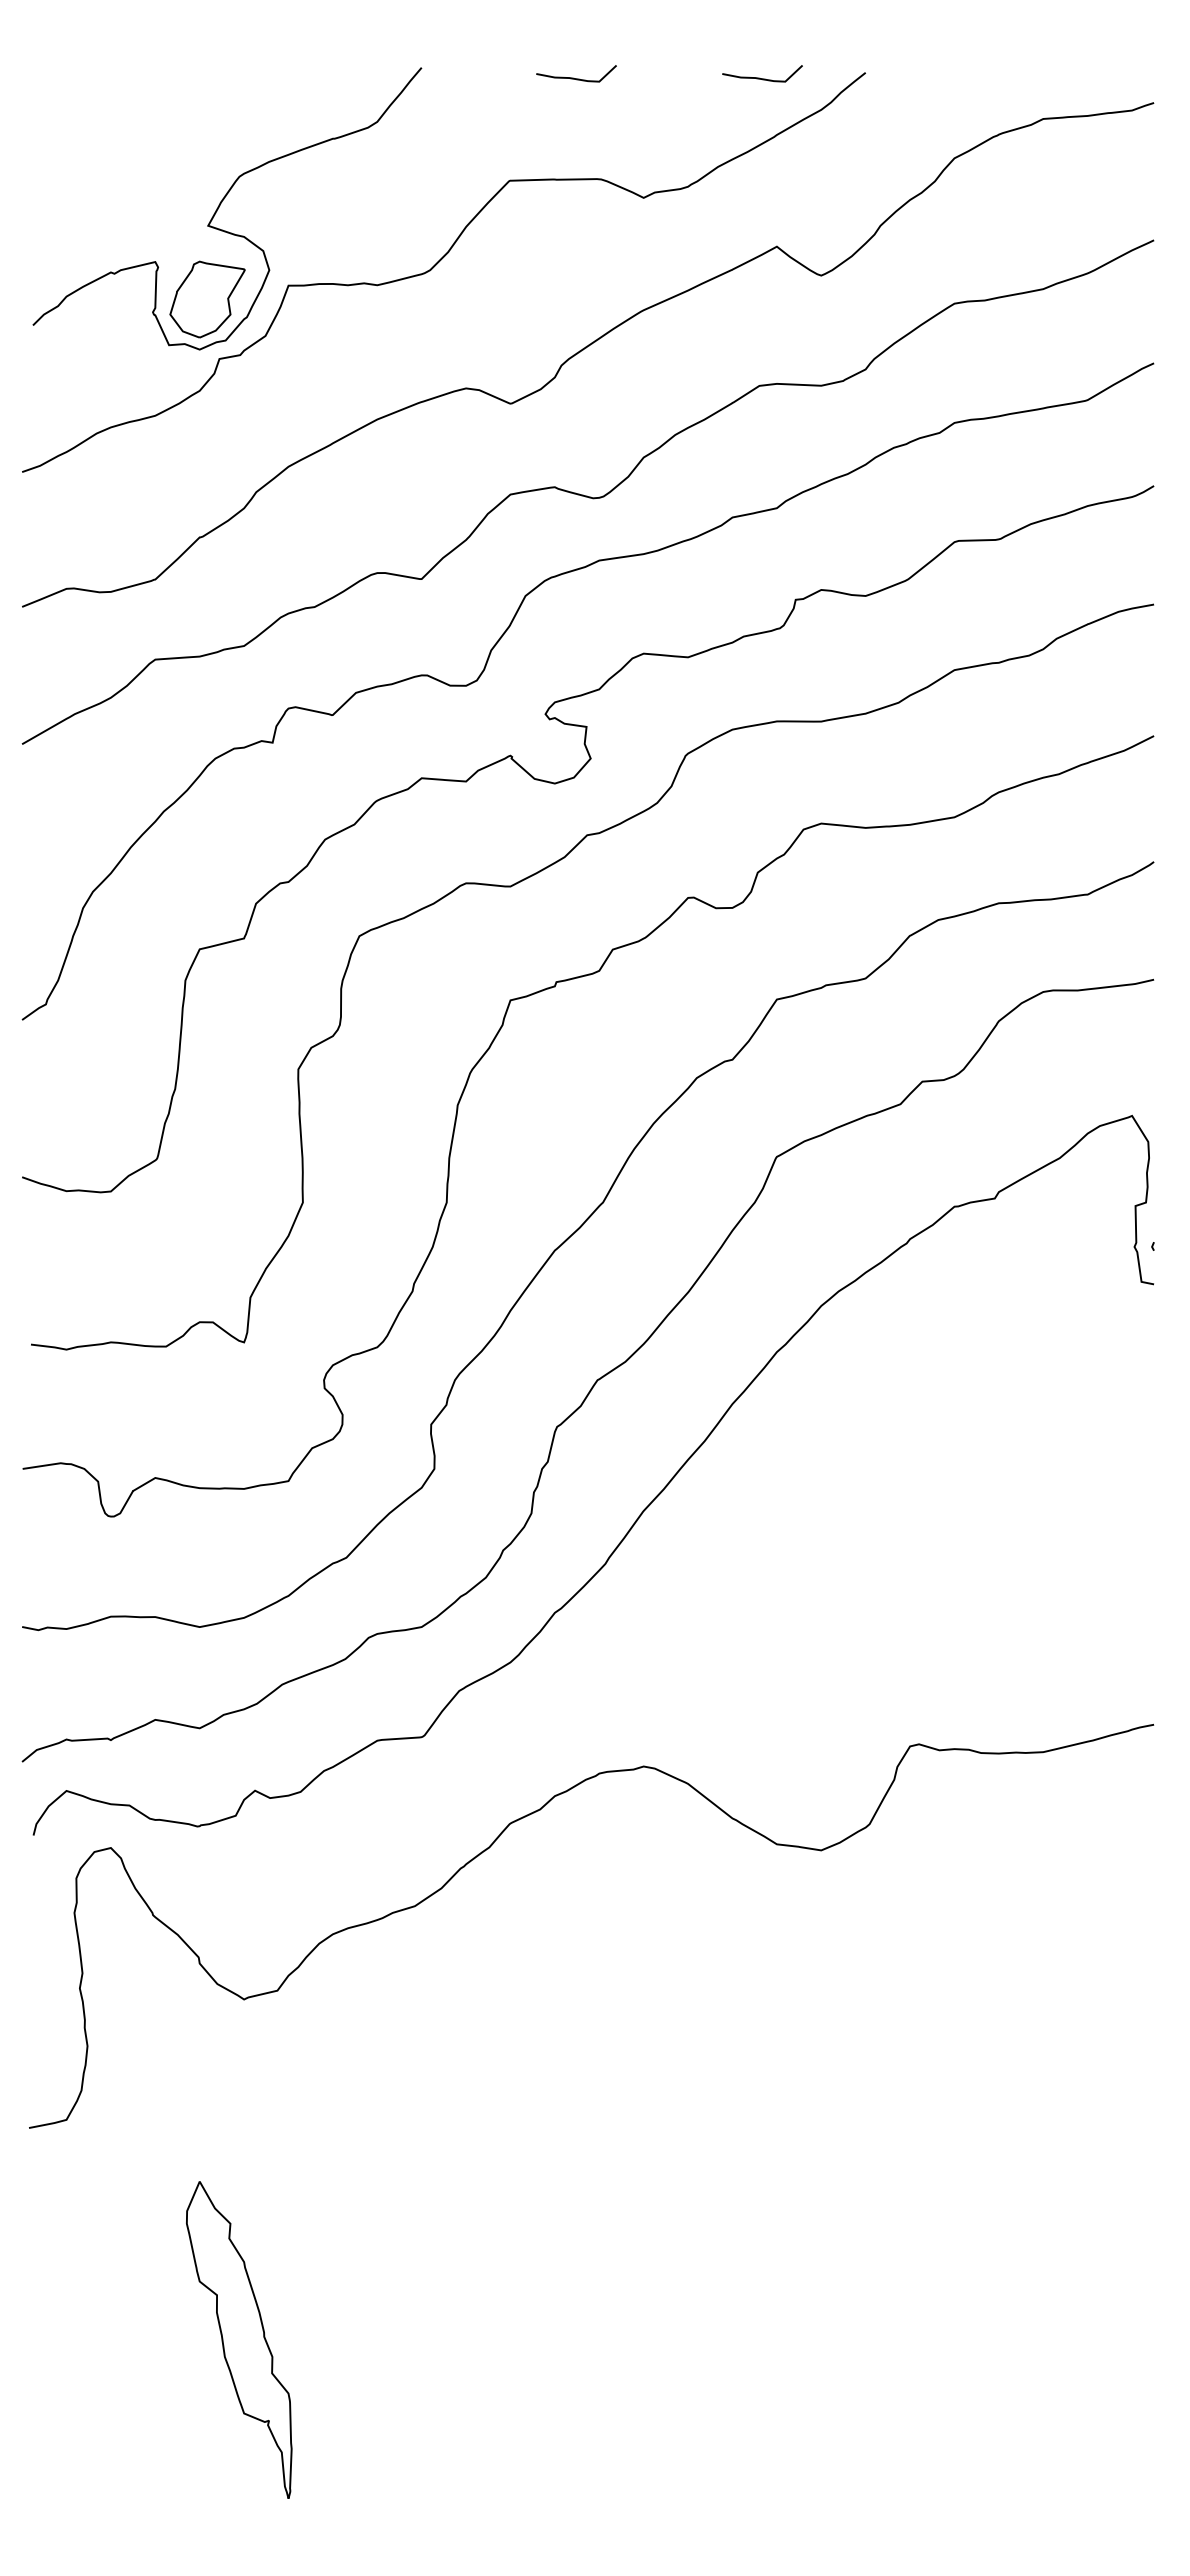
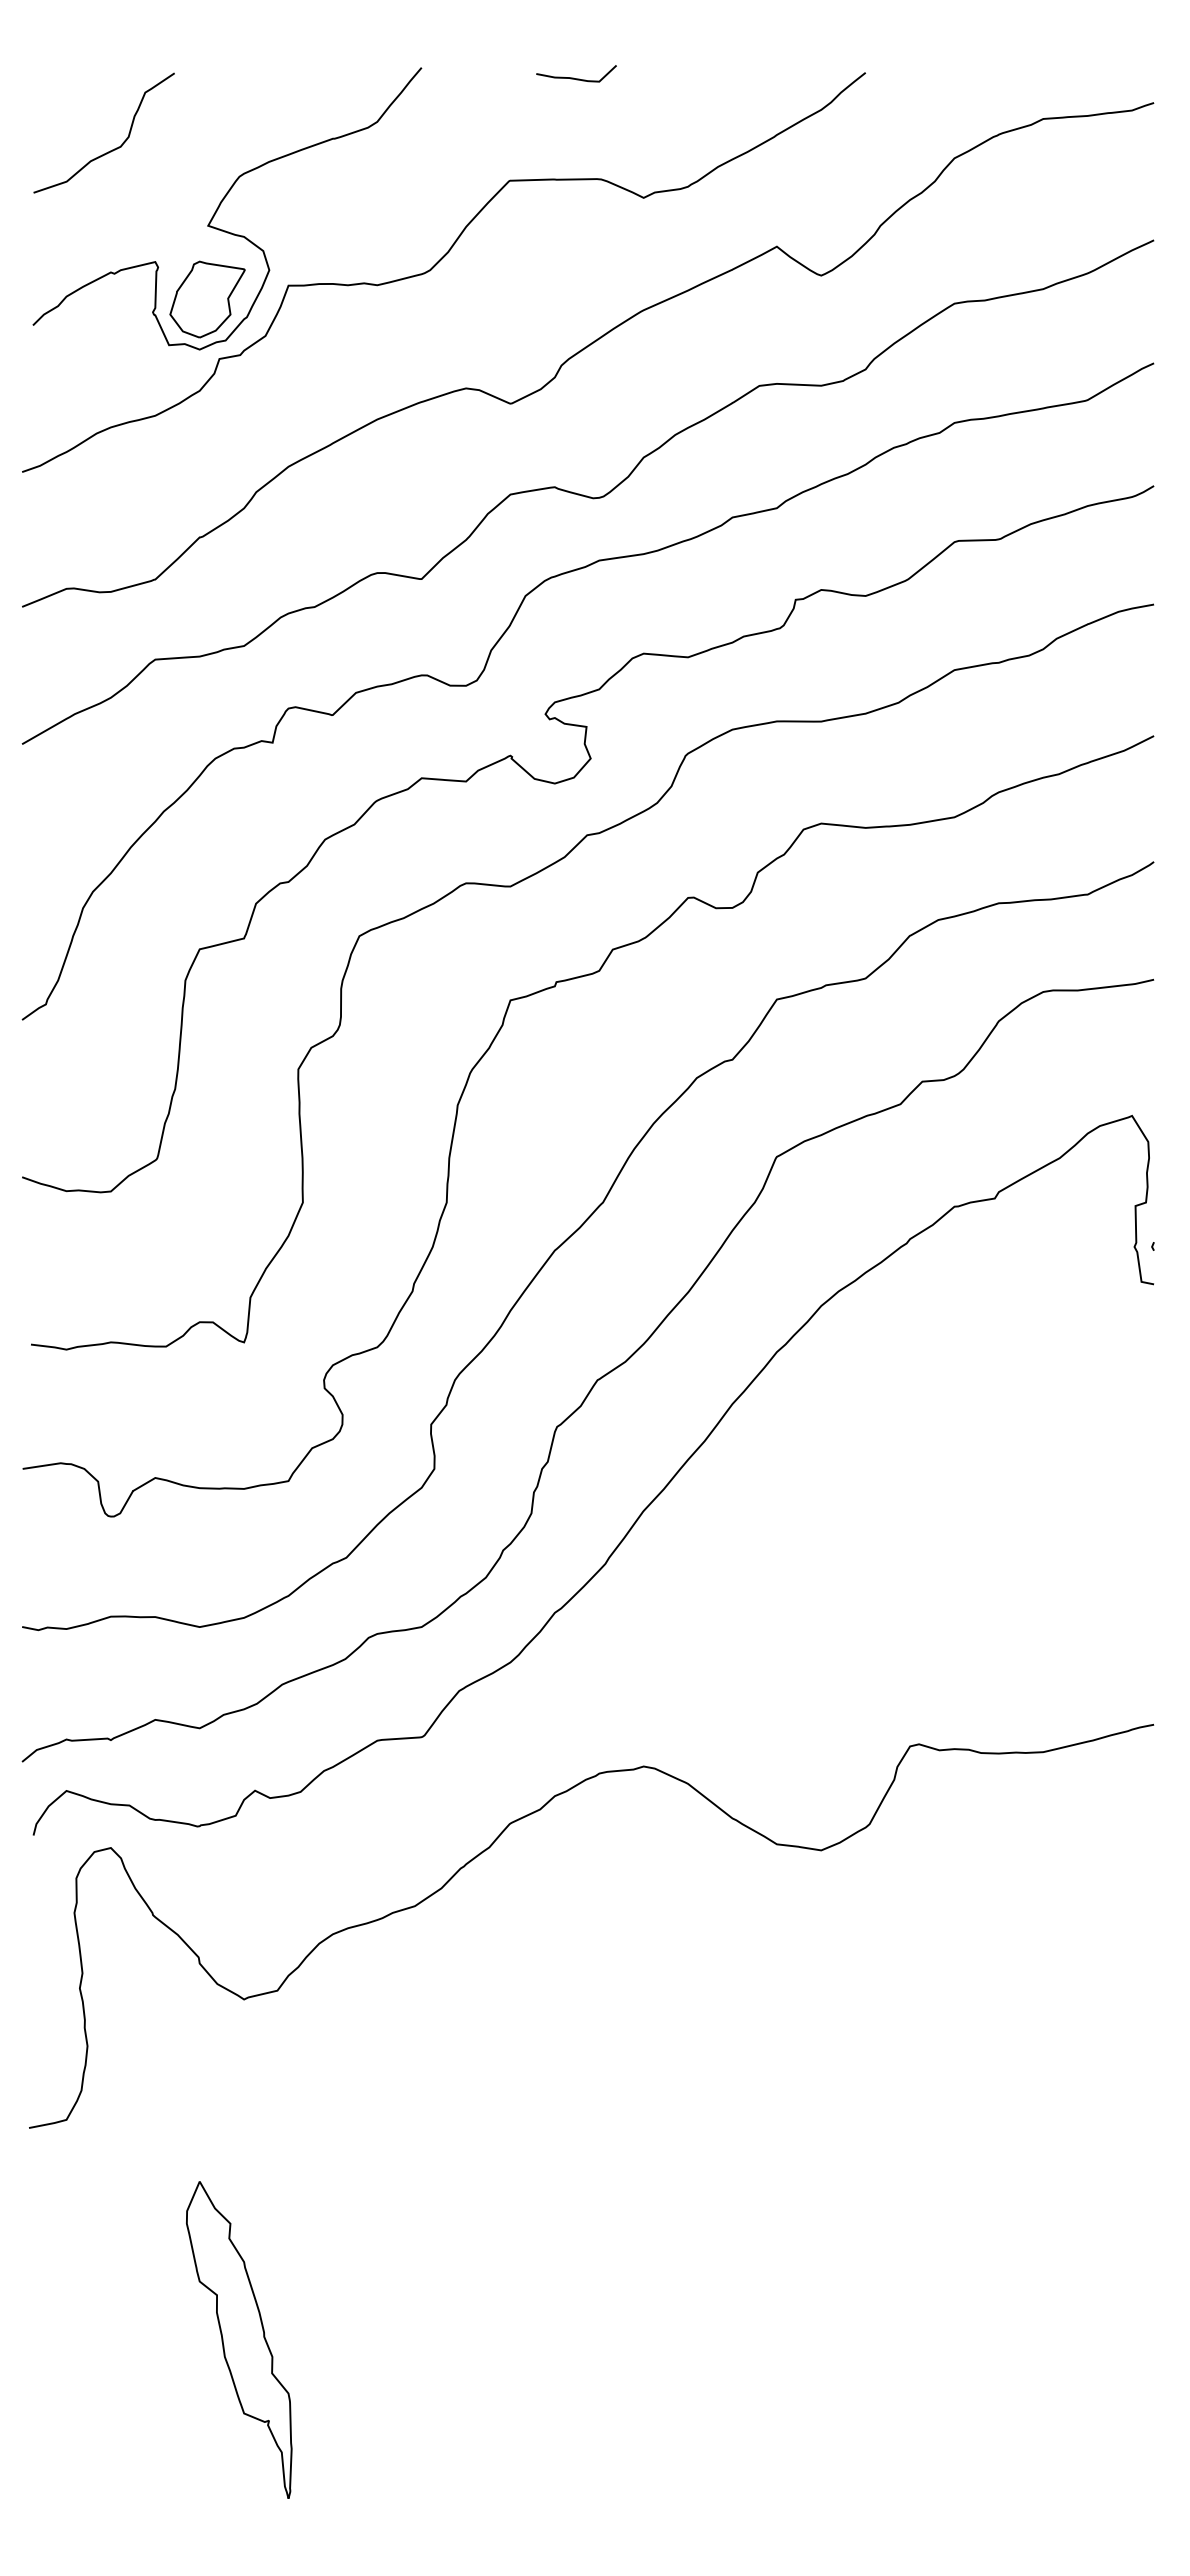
curve: present -> none (759, 77)
curve: none -> present (112, 149)
